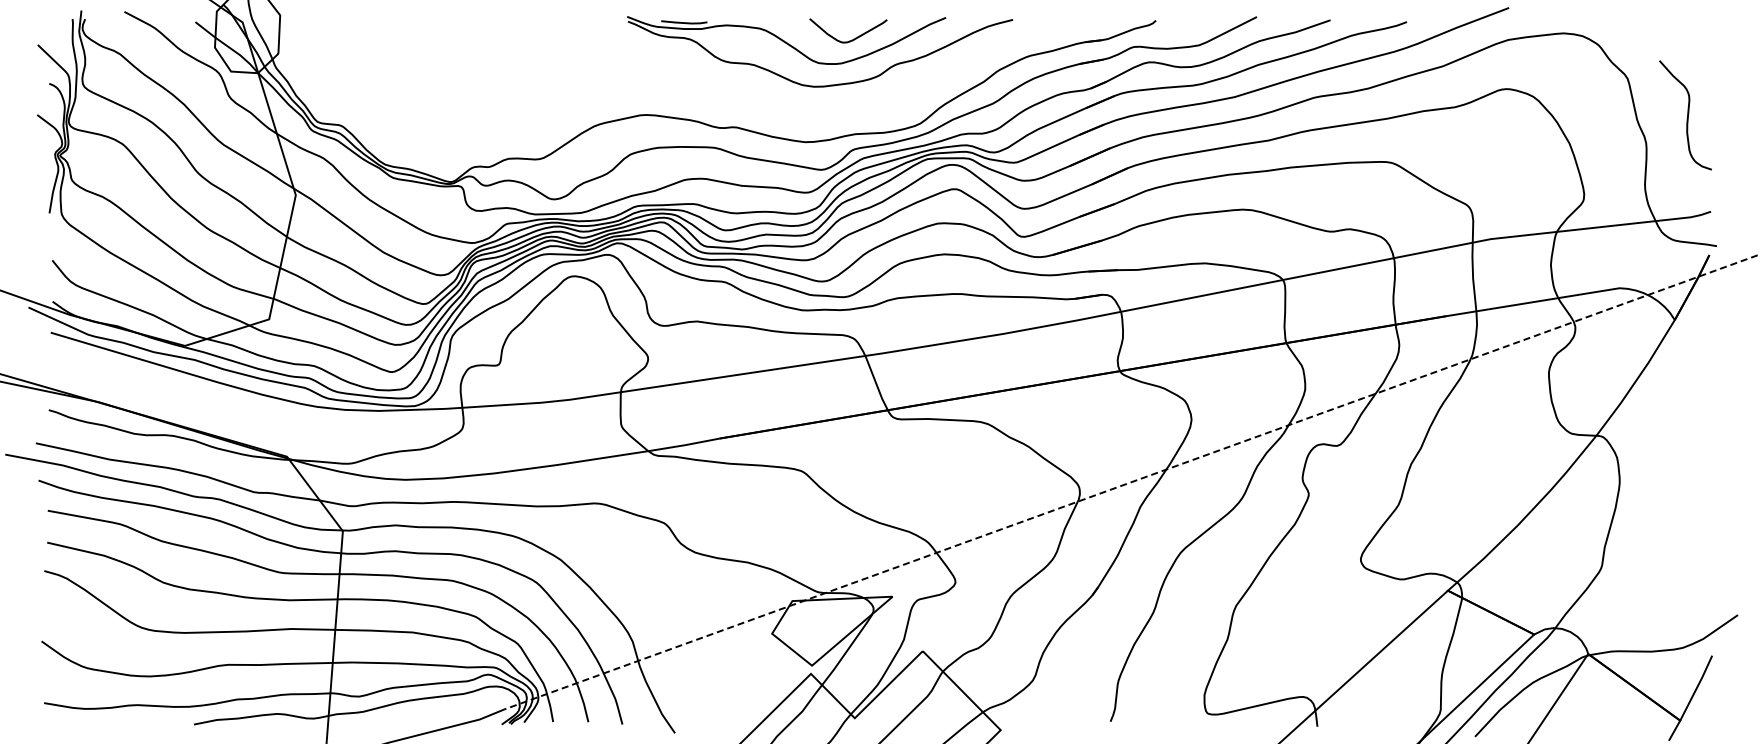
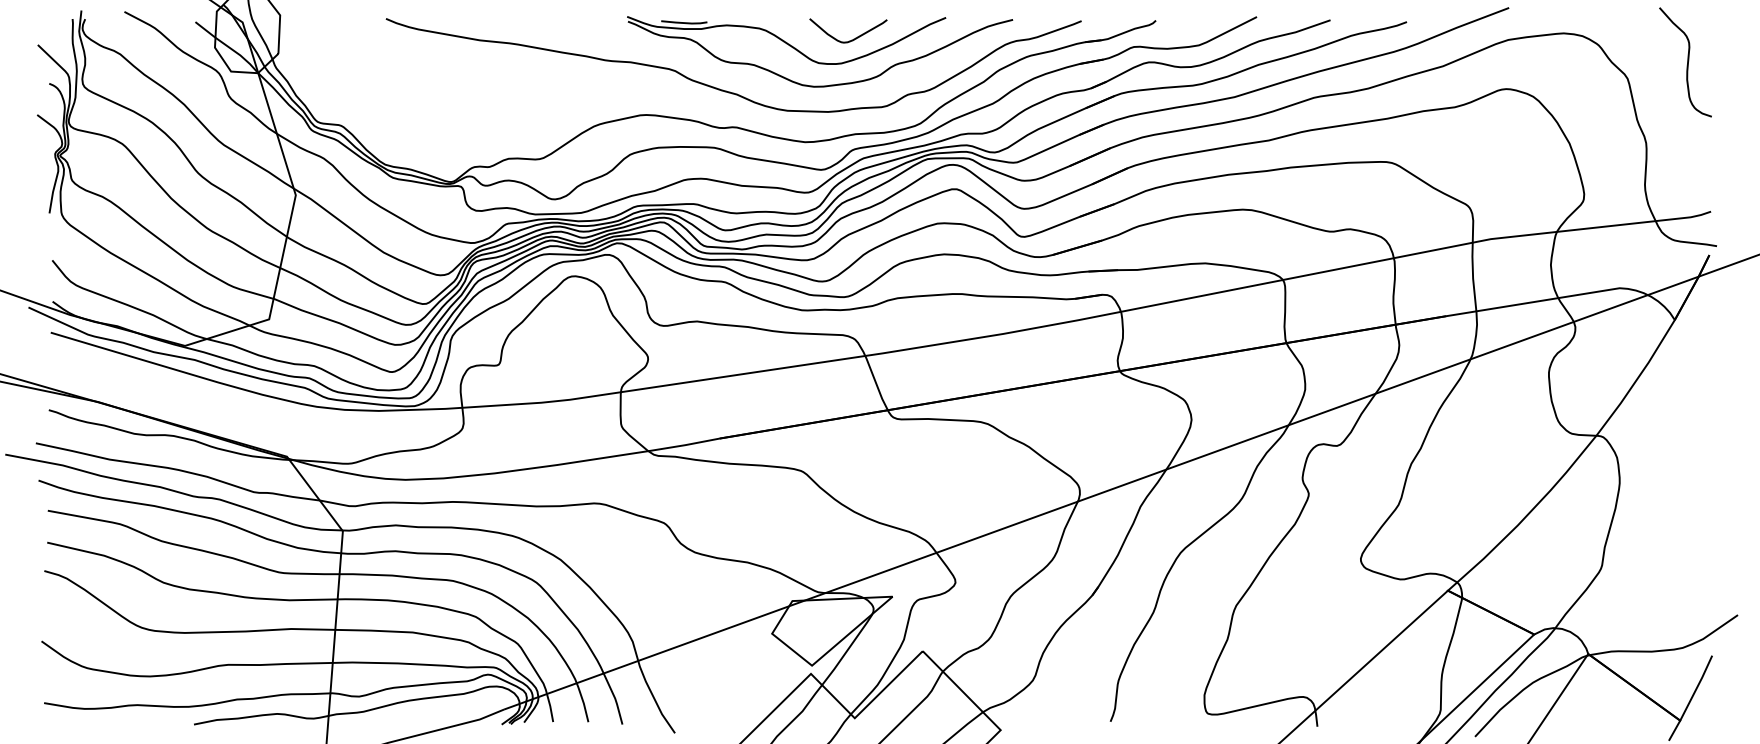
curve: none -> present (726, 90)
curve position: (1687, 115) -> (1687, 62) (1687, 62)
line: dashed -> solid (1131, 482)
